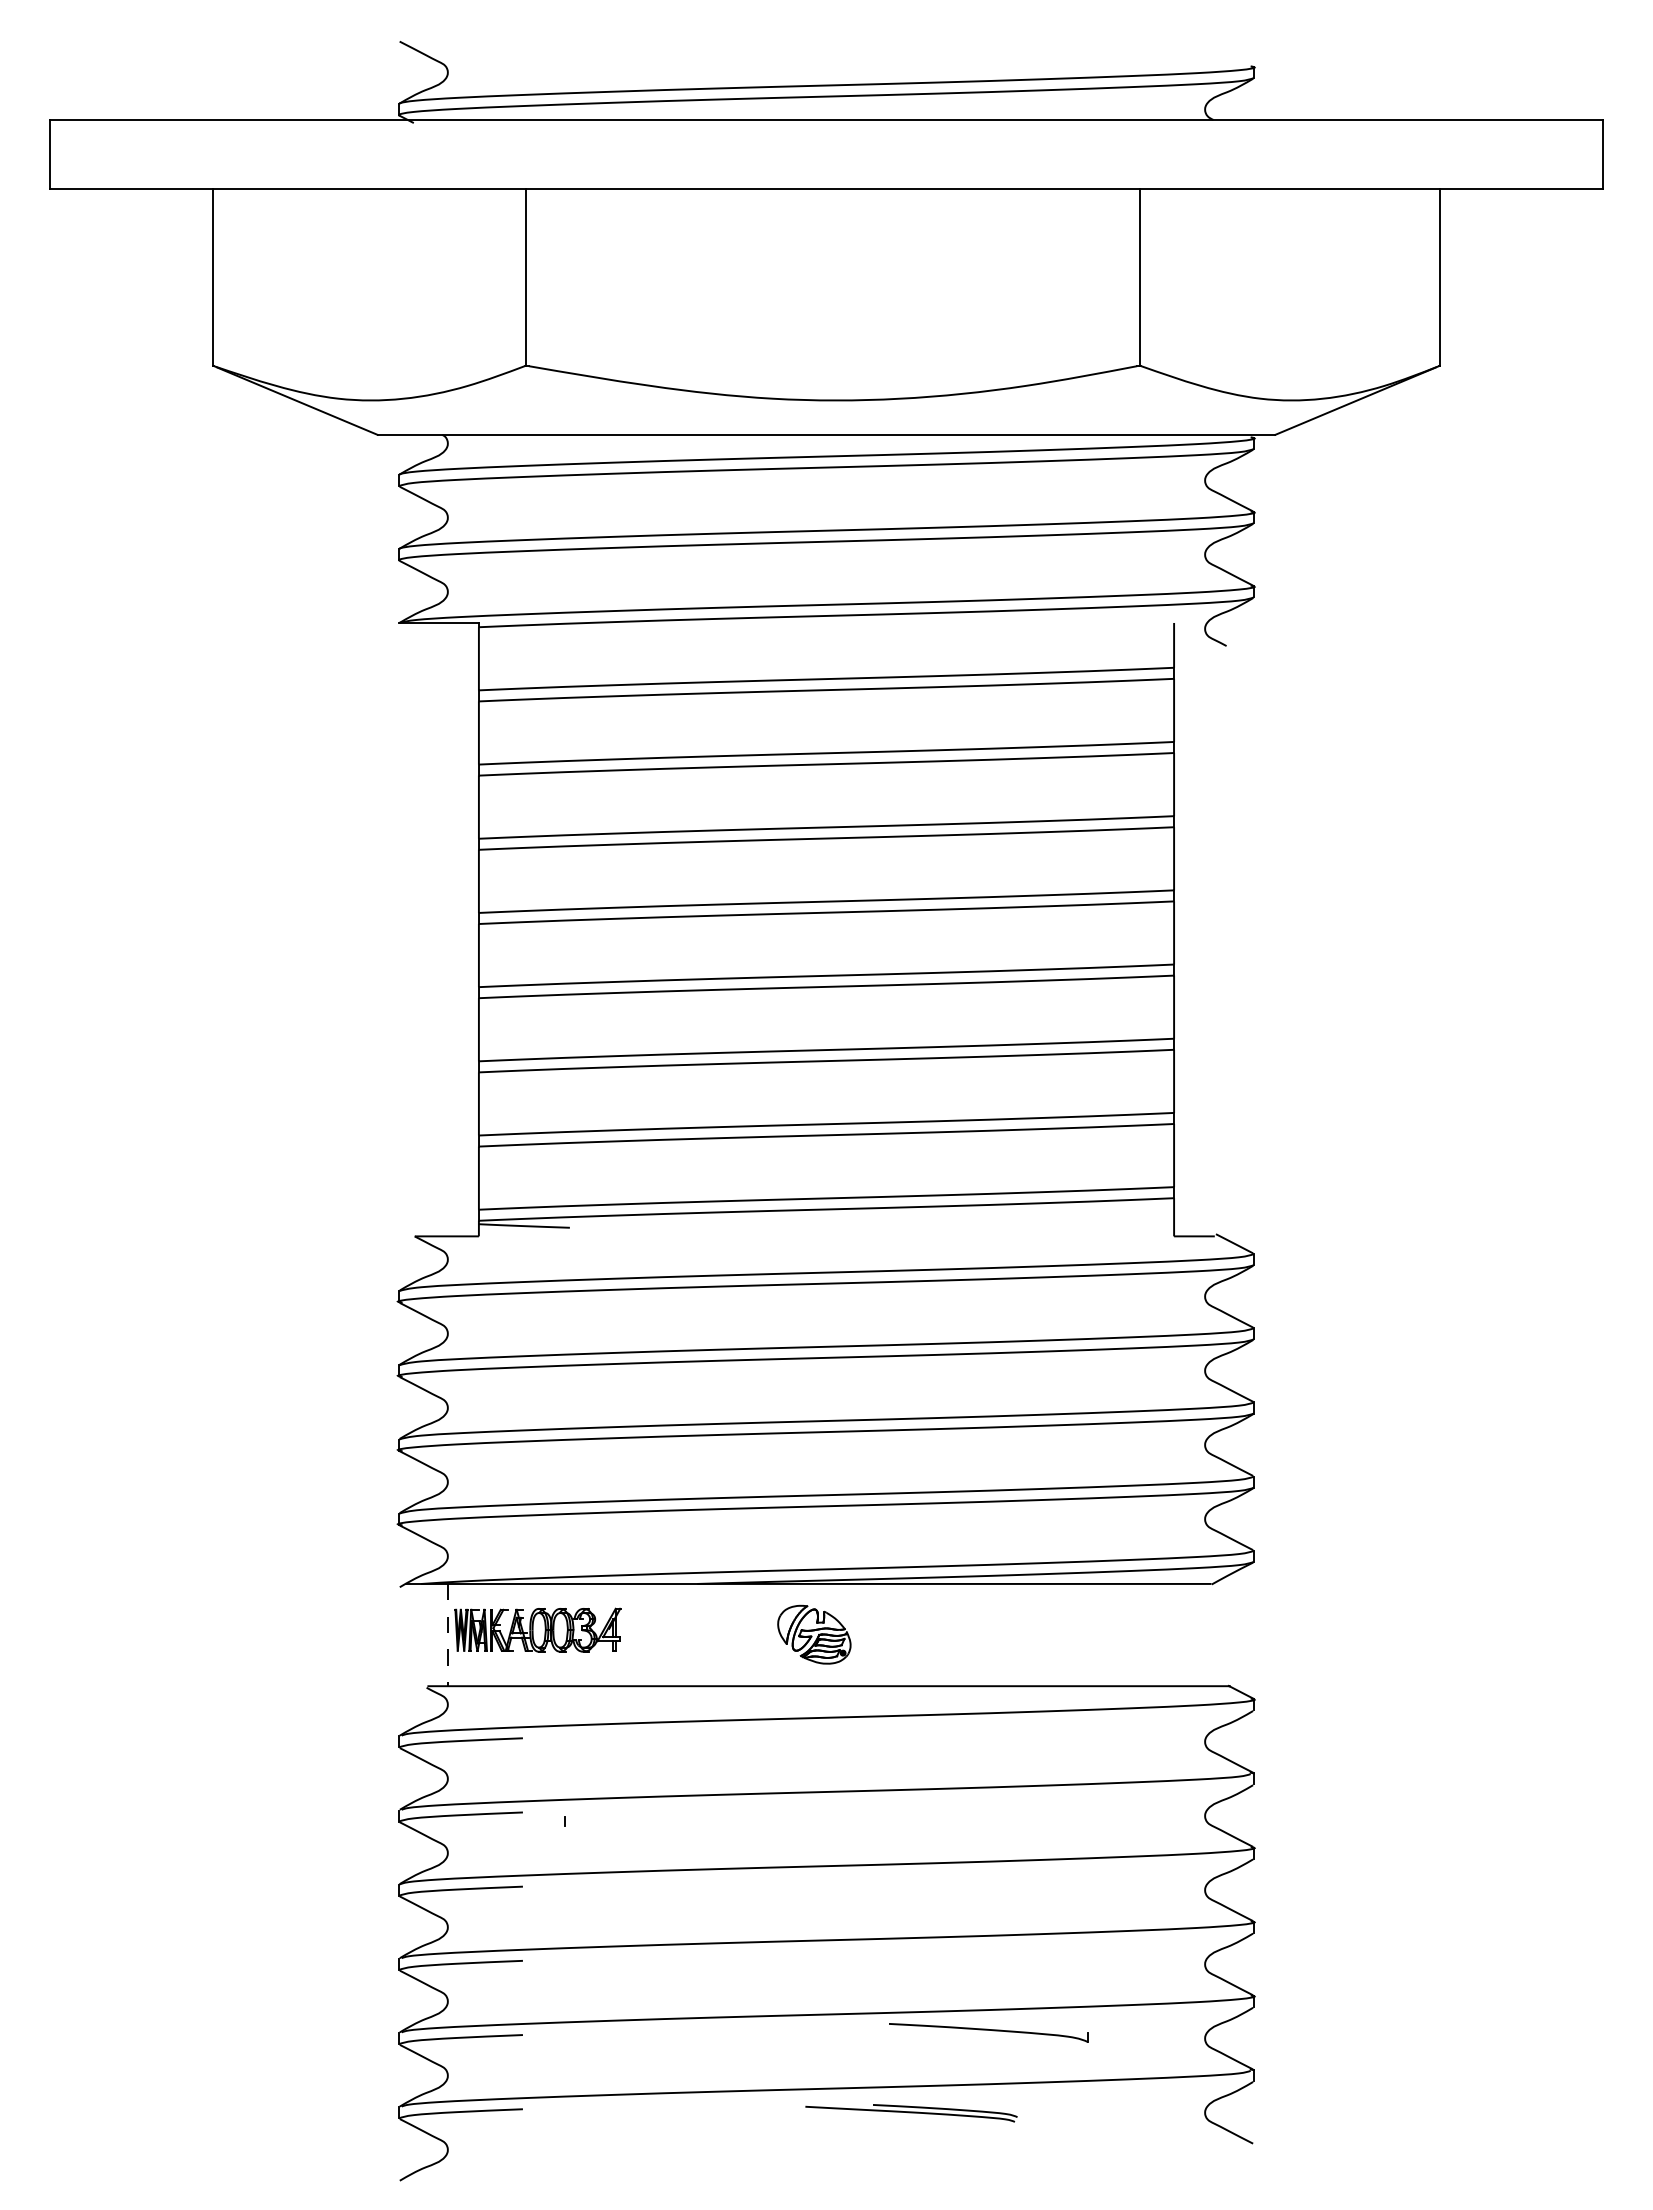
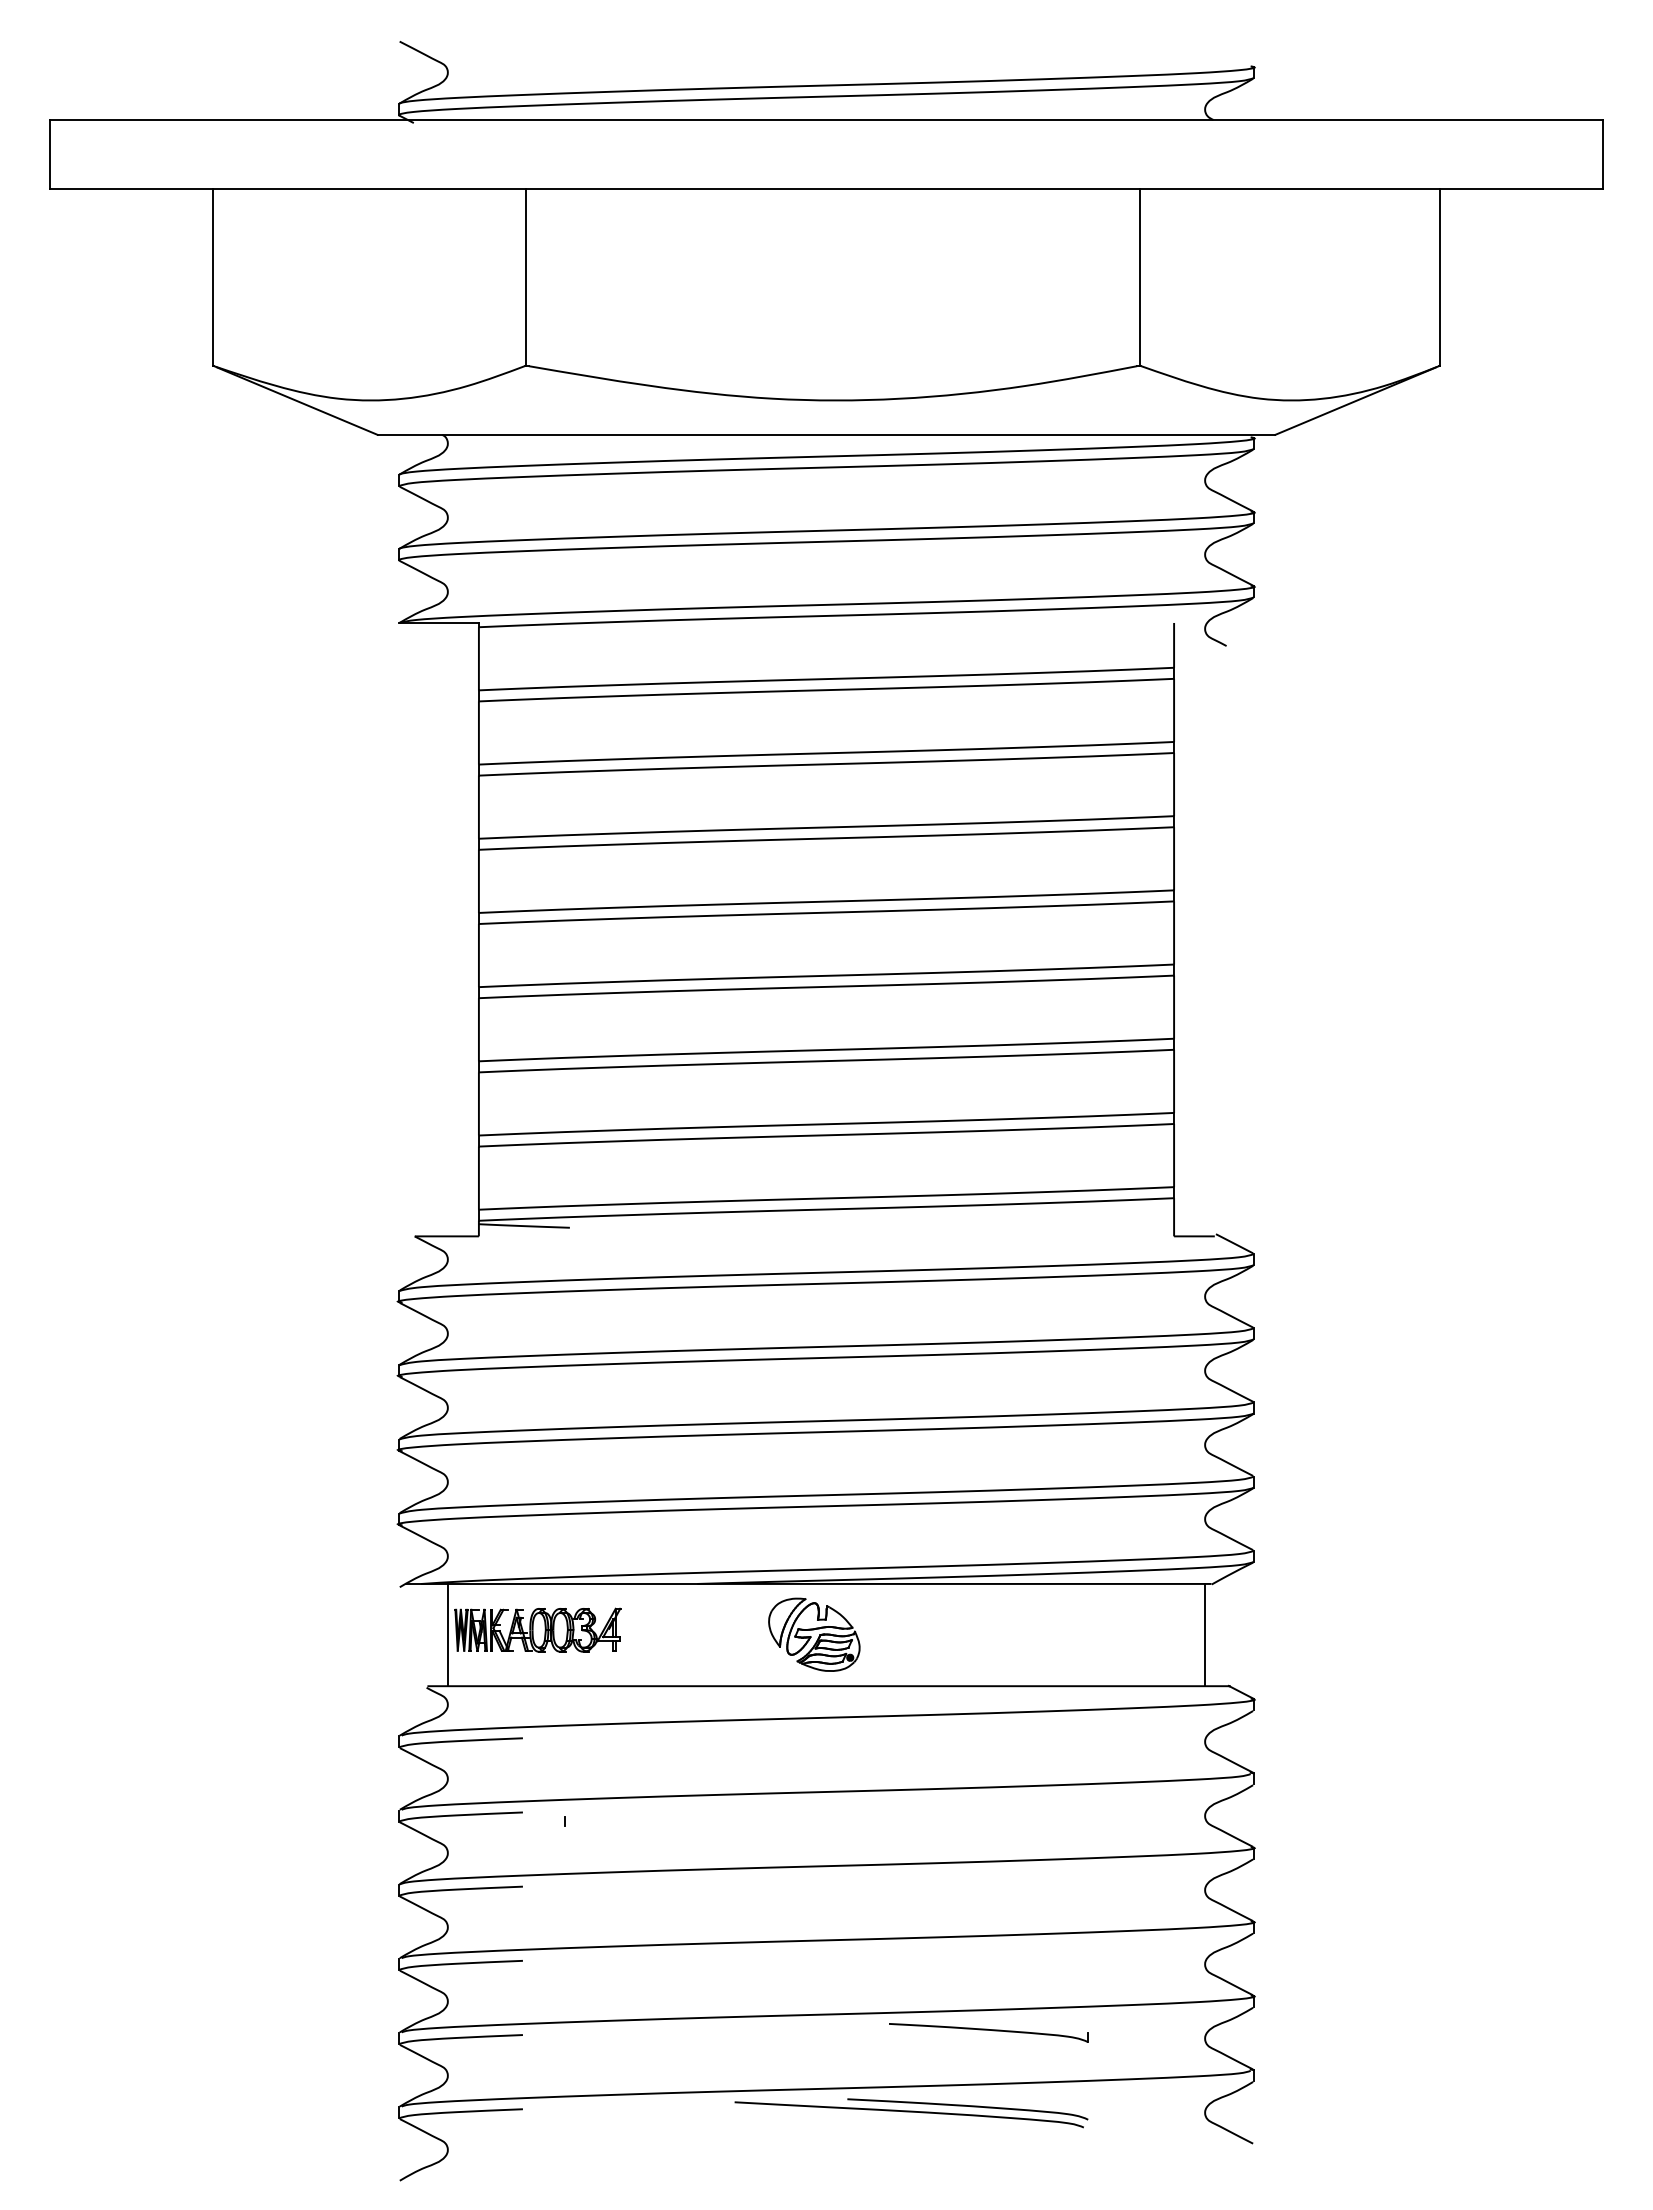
part size: 75x61 px -> 93x75 px (814, 1634)
line: none -> present (1204, 1634)
line: dashed -> solid (448, 1635)
part size: 213x19 px -> 355x31 px (911, 2113)
